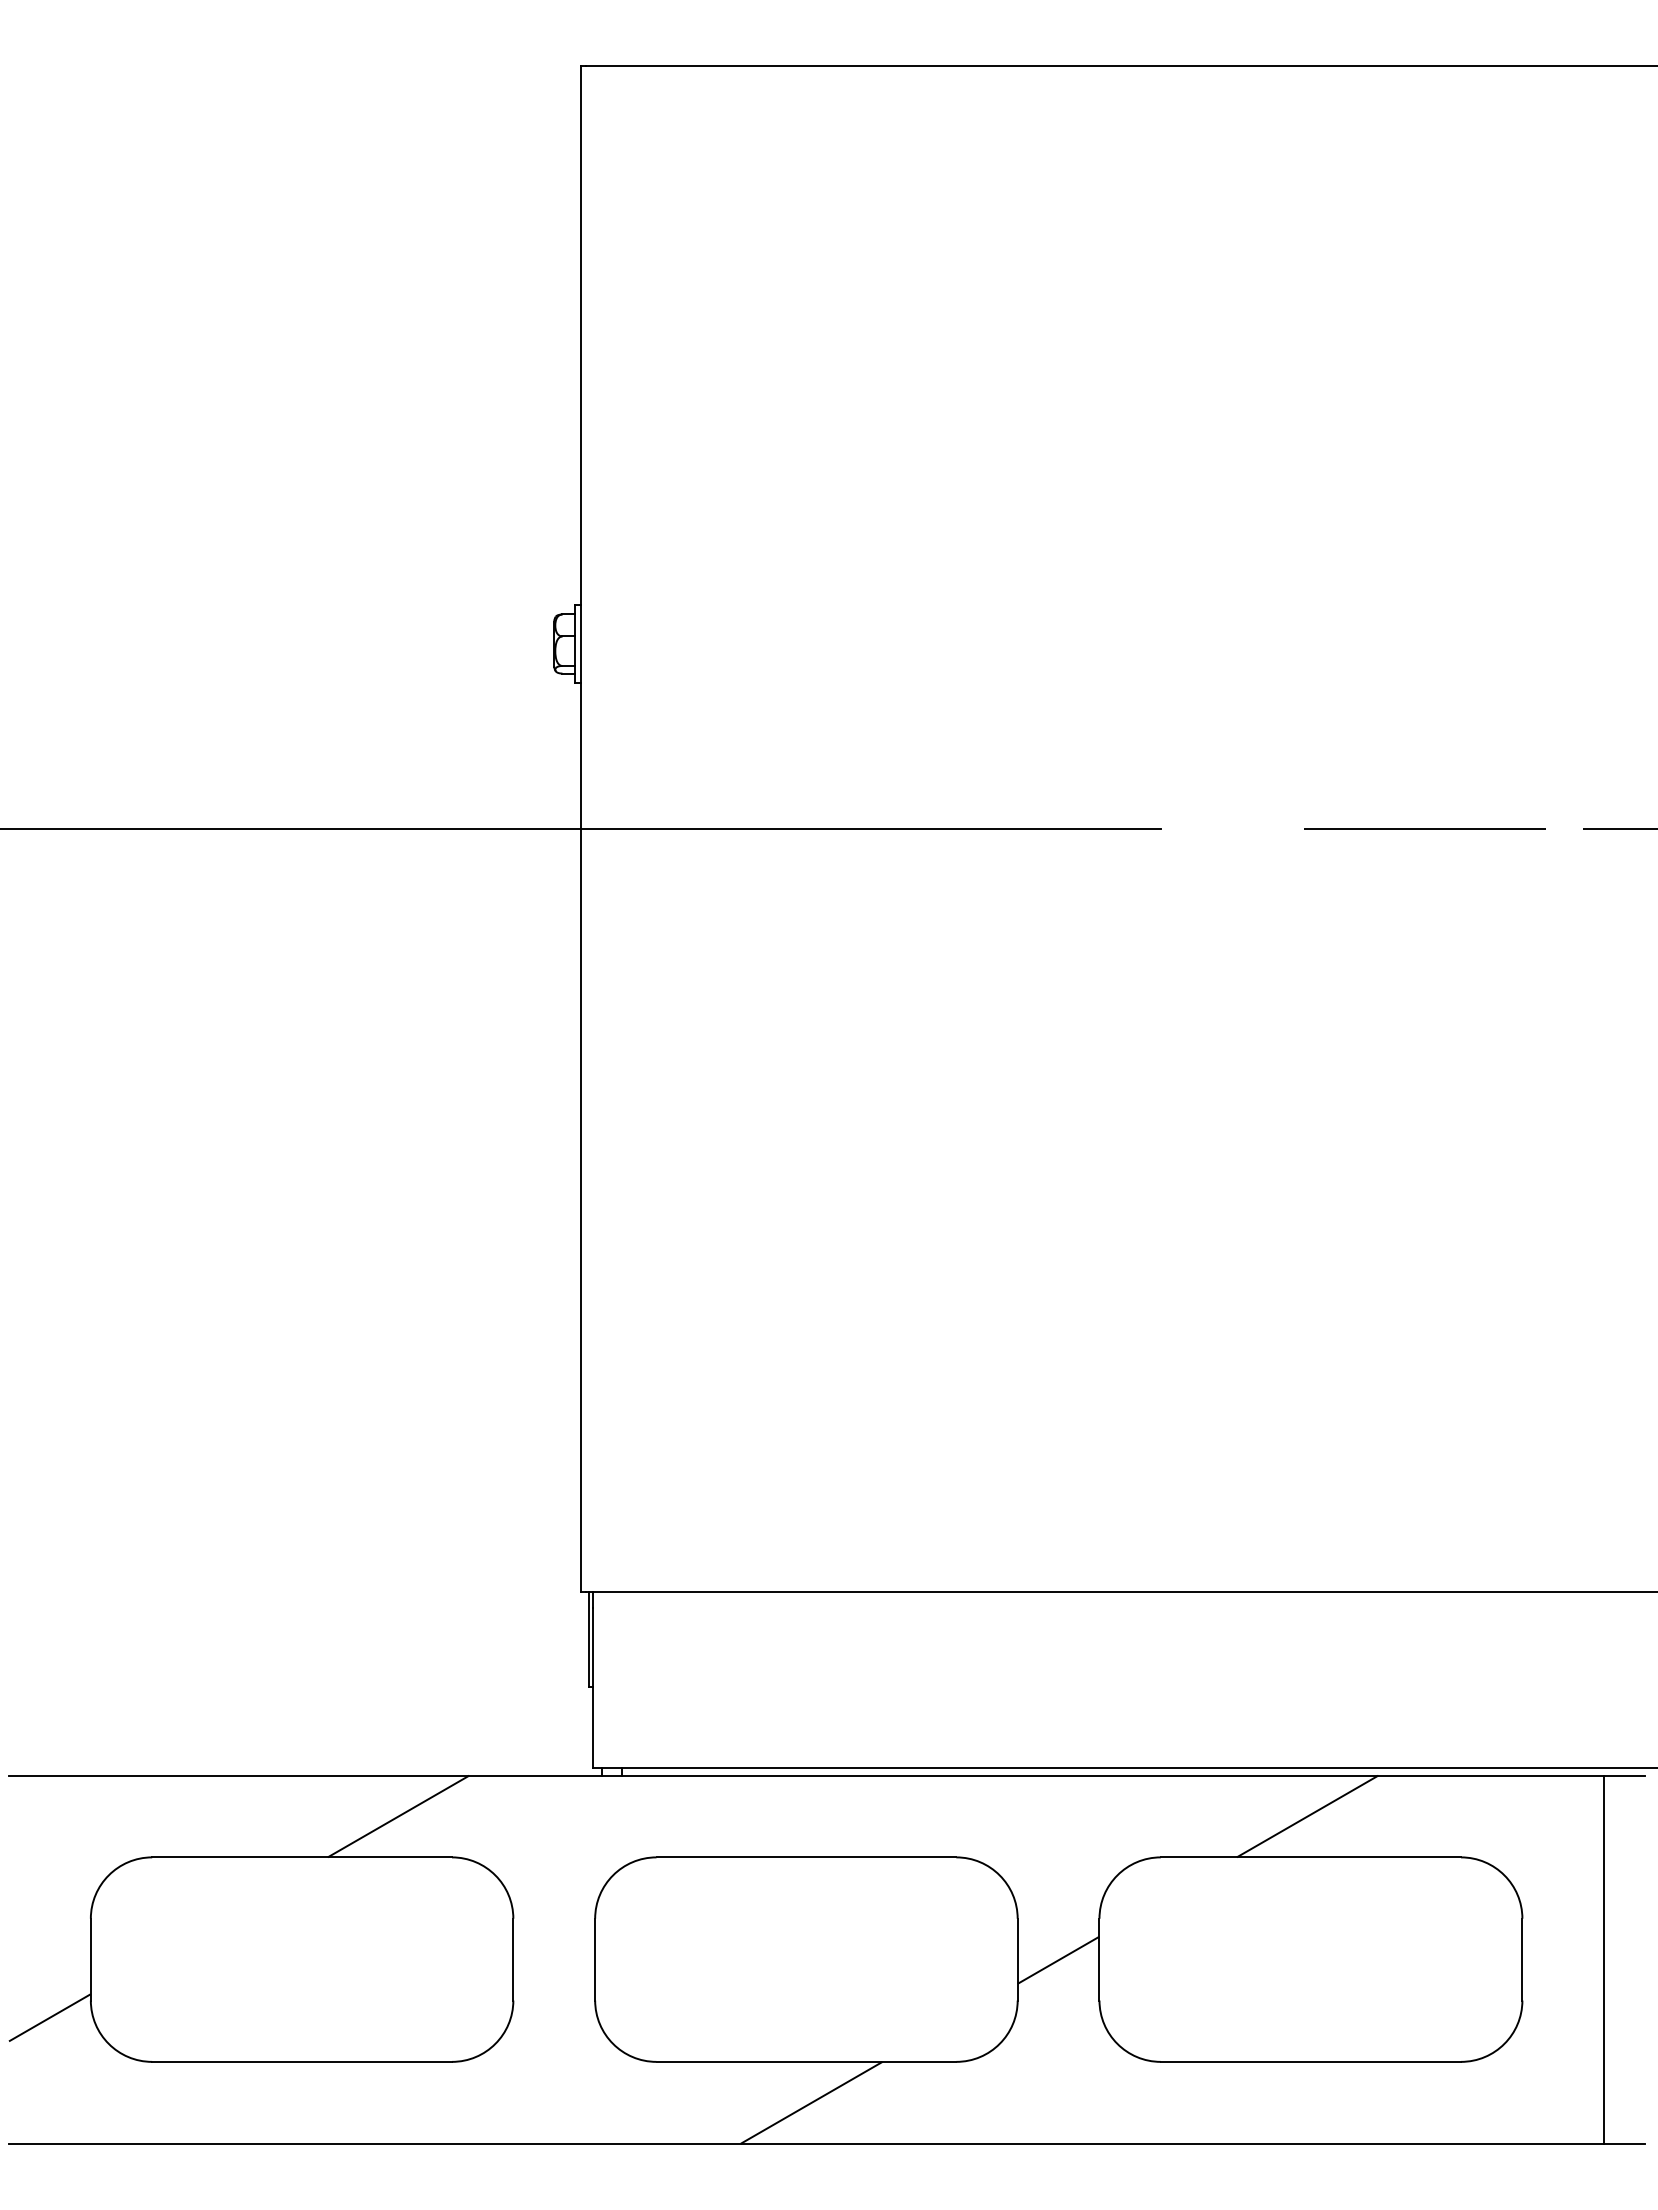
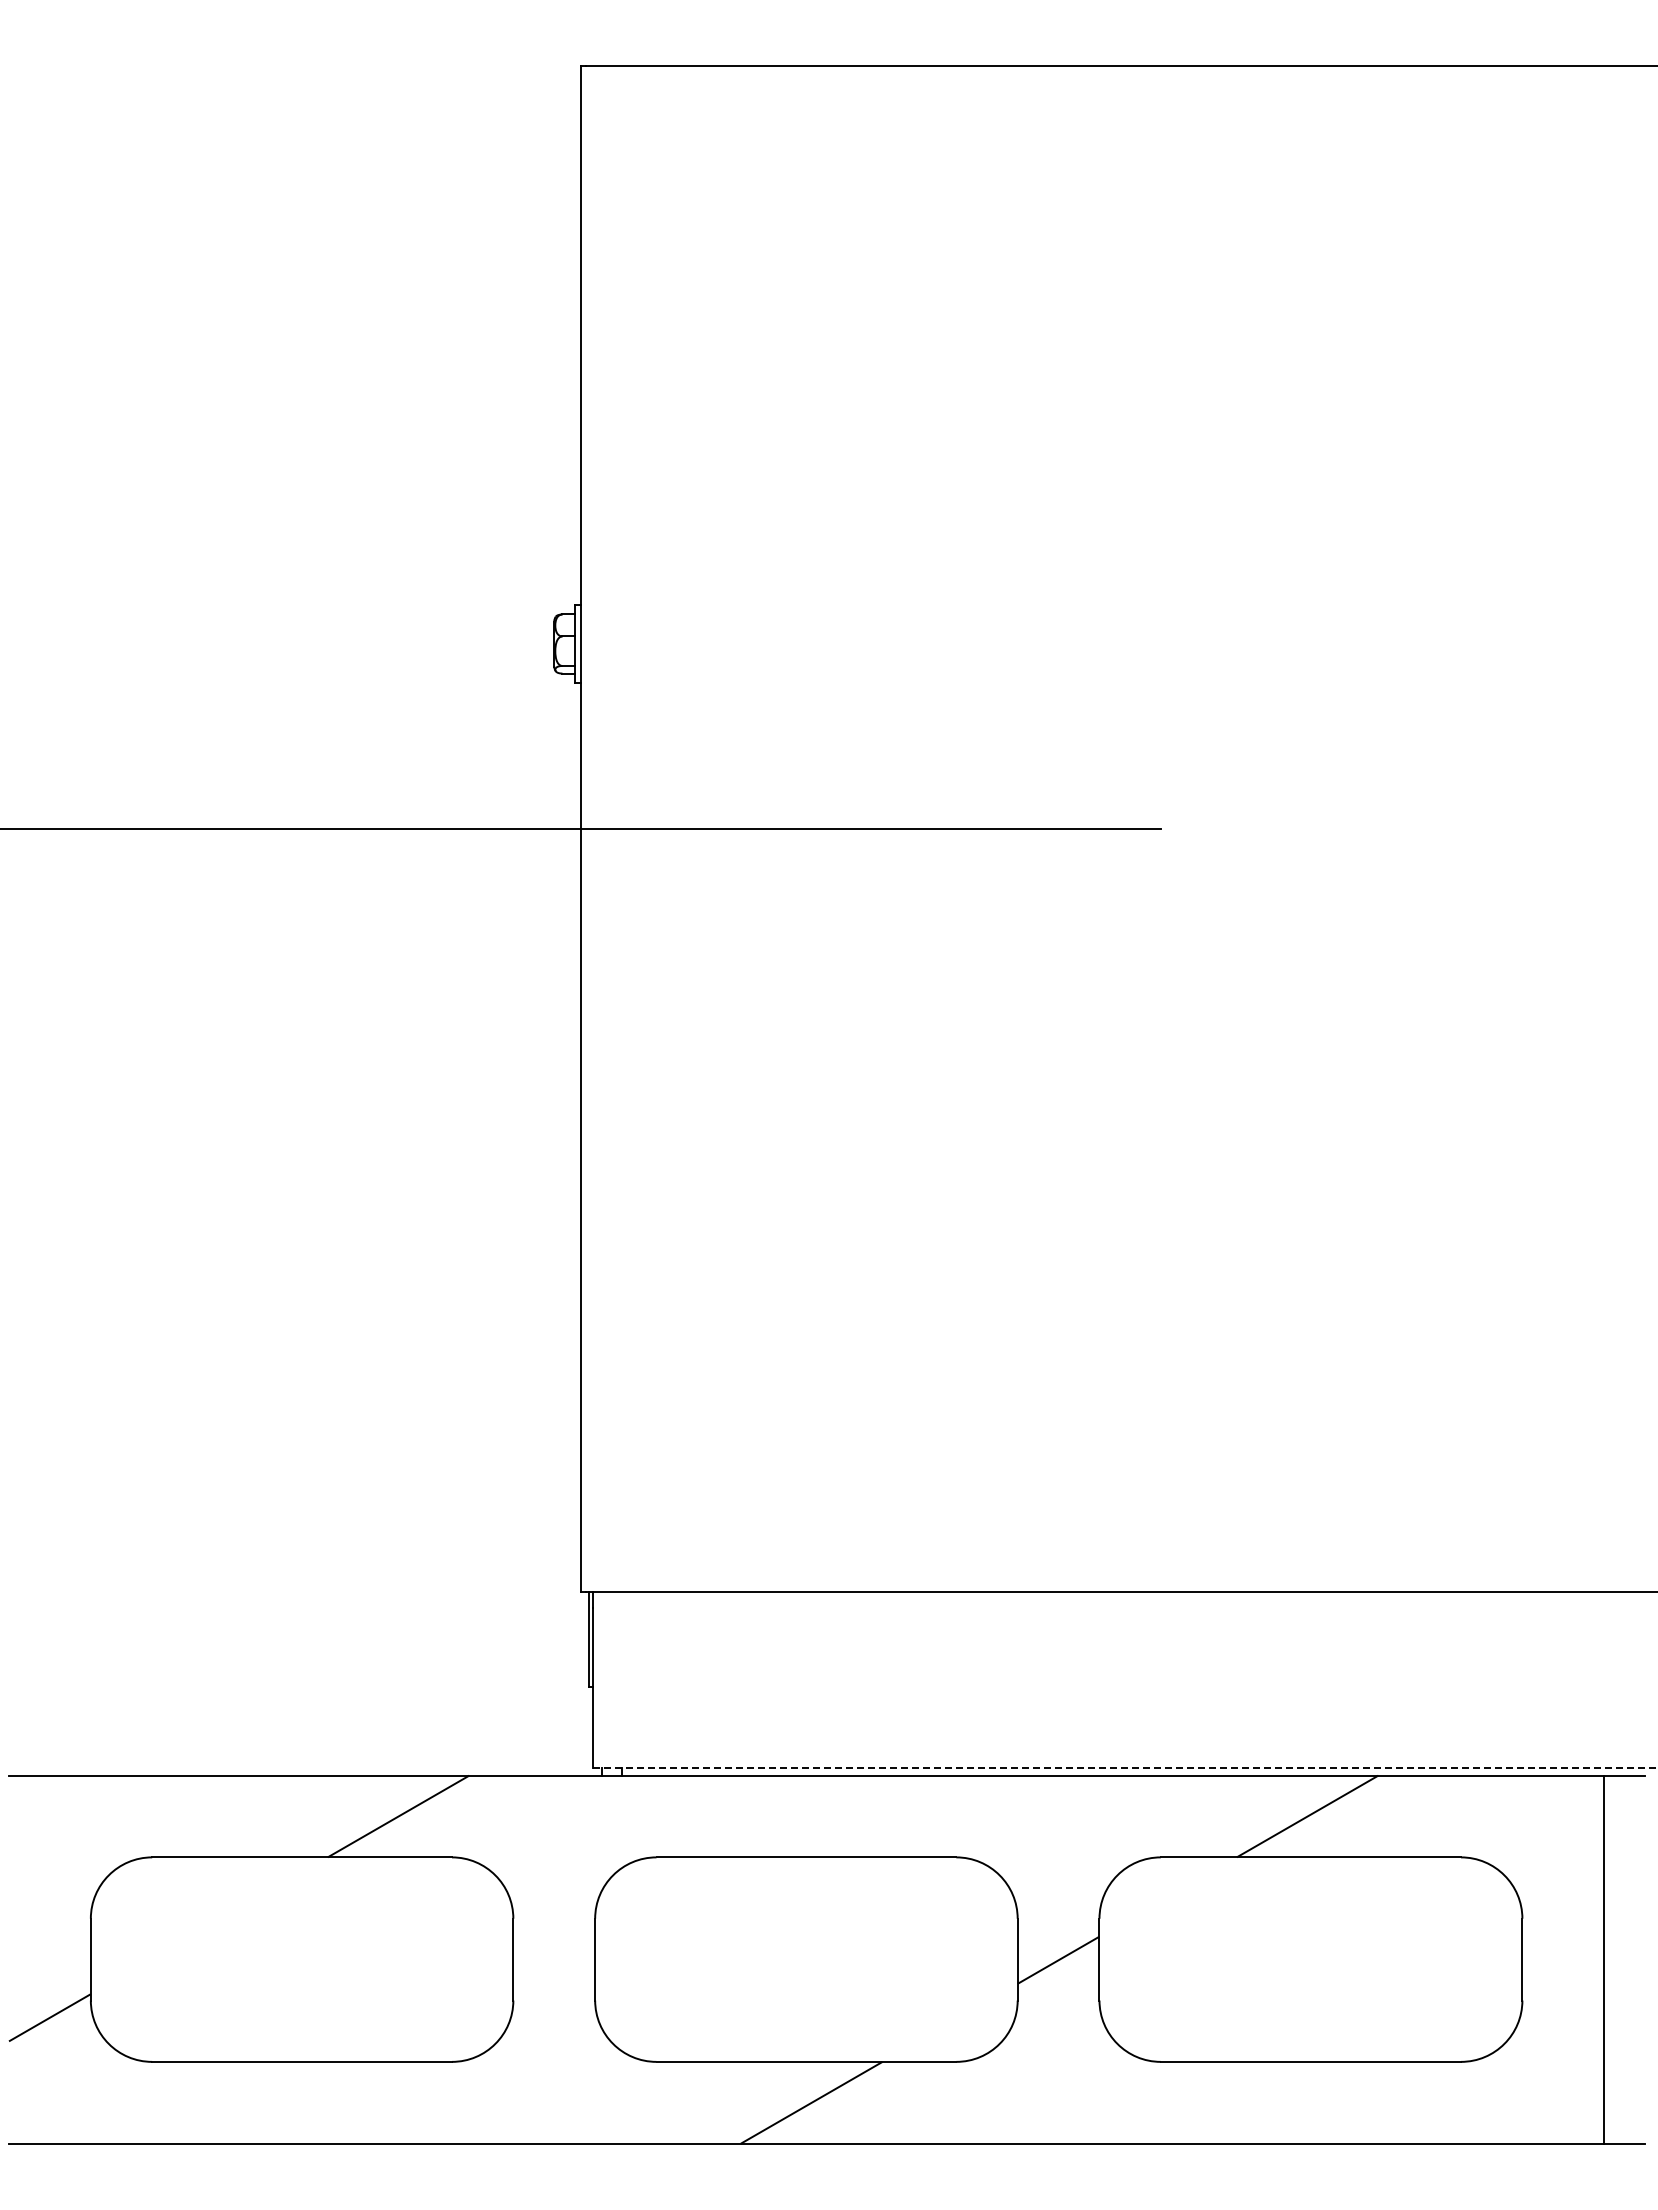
line: present -> none (1478, 829)
line: solid -> dashed (1125, 1767)
